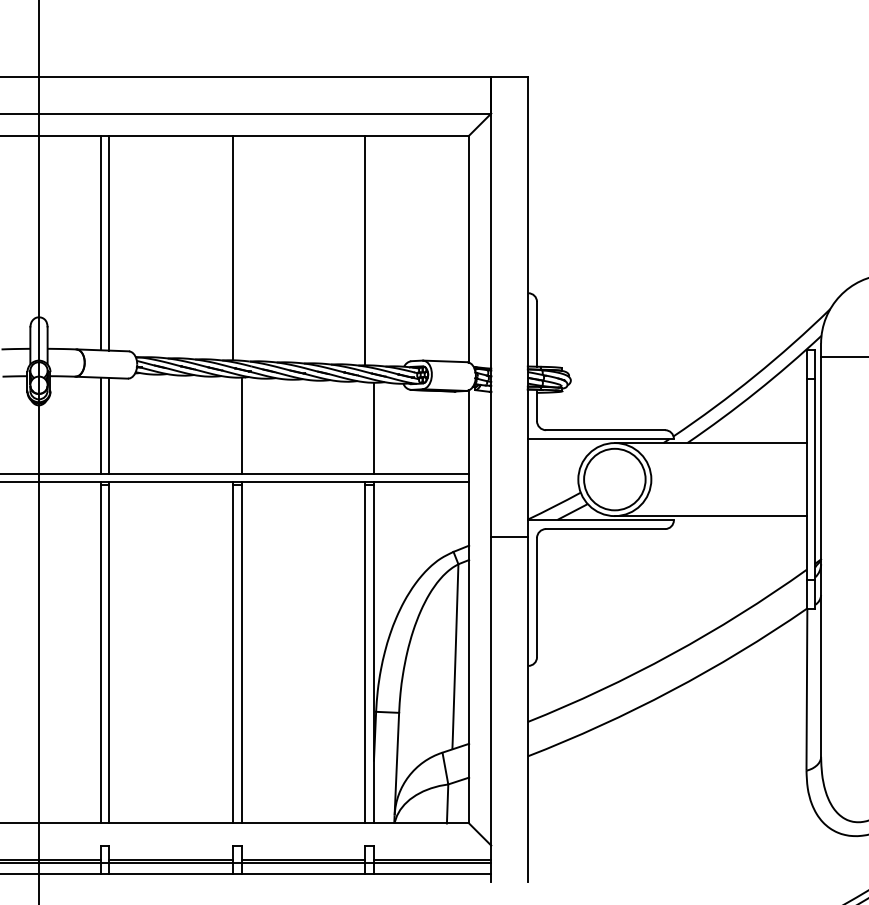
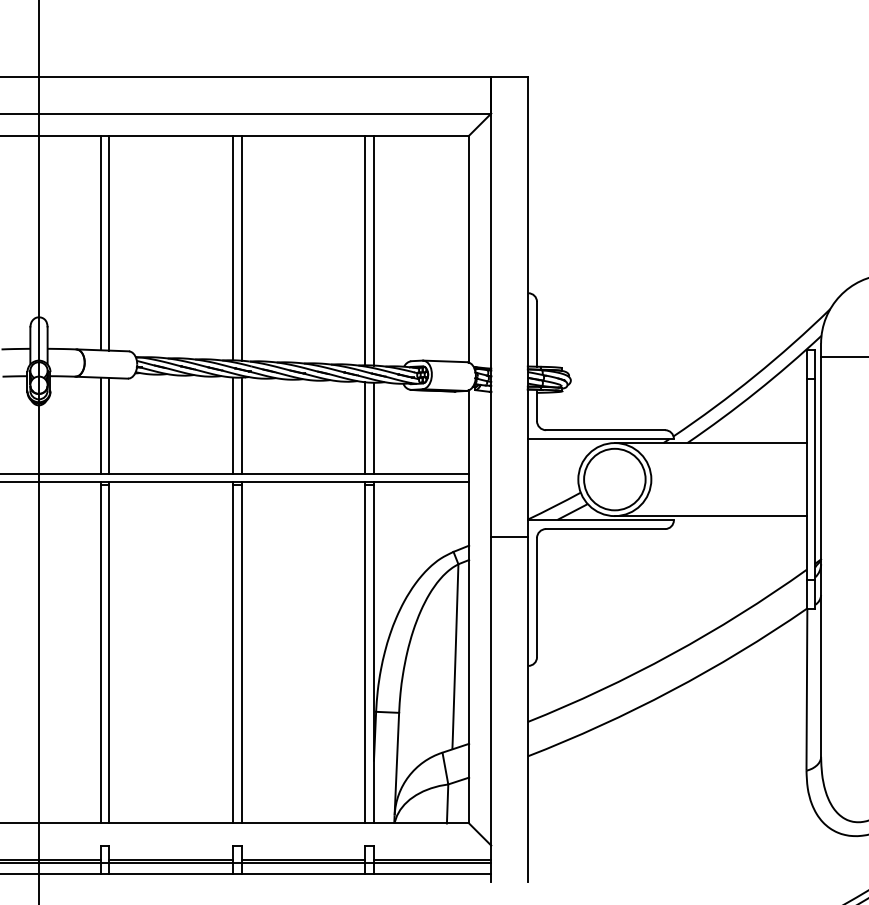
line: none -> present (241, 247)
line: none -> present (373, 250)
line: none -> present (233, 425)
line: none -> present (365, 427)
